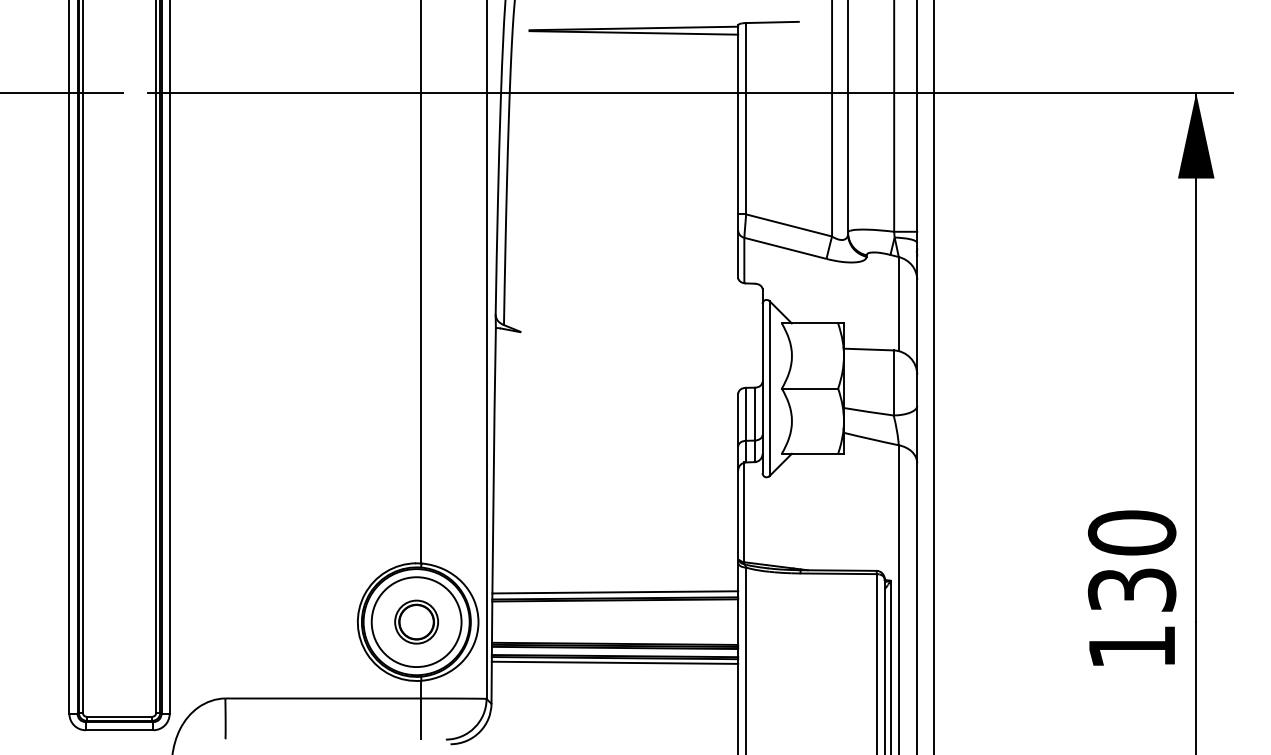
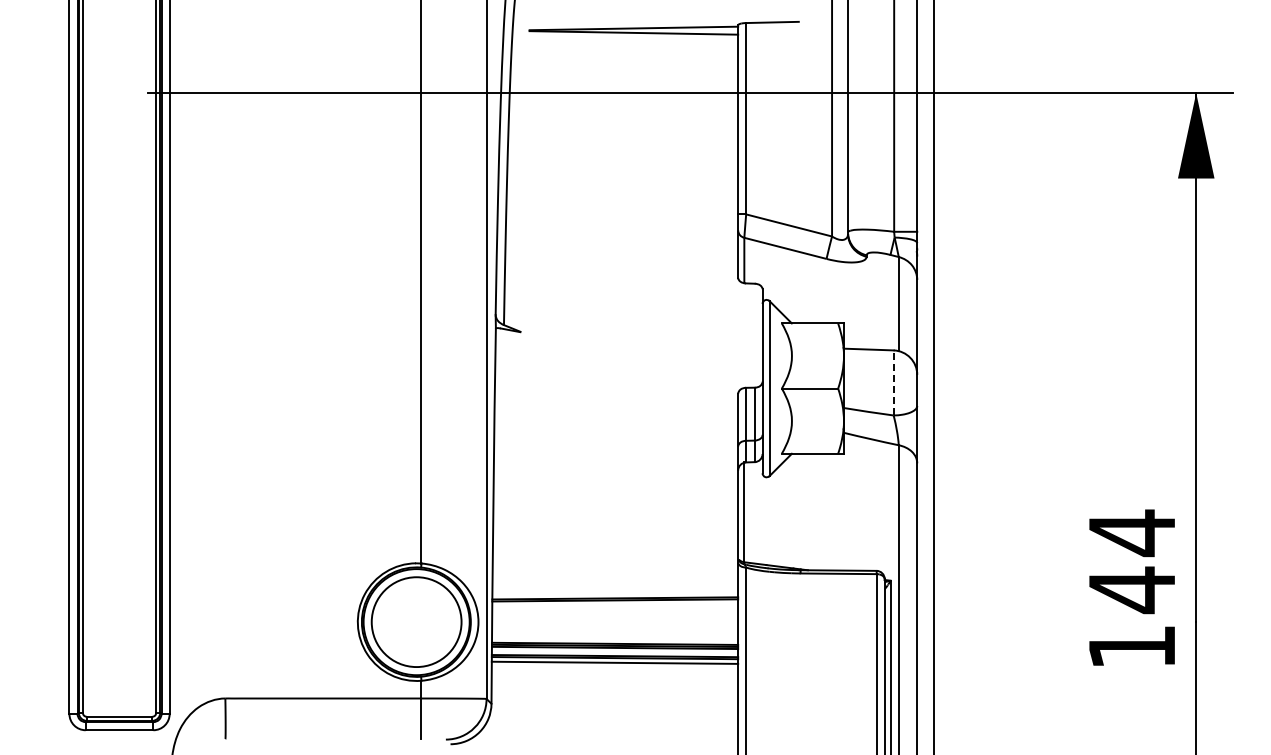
line: present -> none (62, 93)
line: solid -> dashed (893, 382)
text: 130 -> 144 (1131, 561)
line: present -> none (615, 592)
part: present -> none (416, 621)
